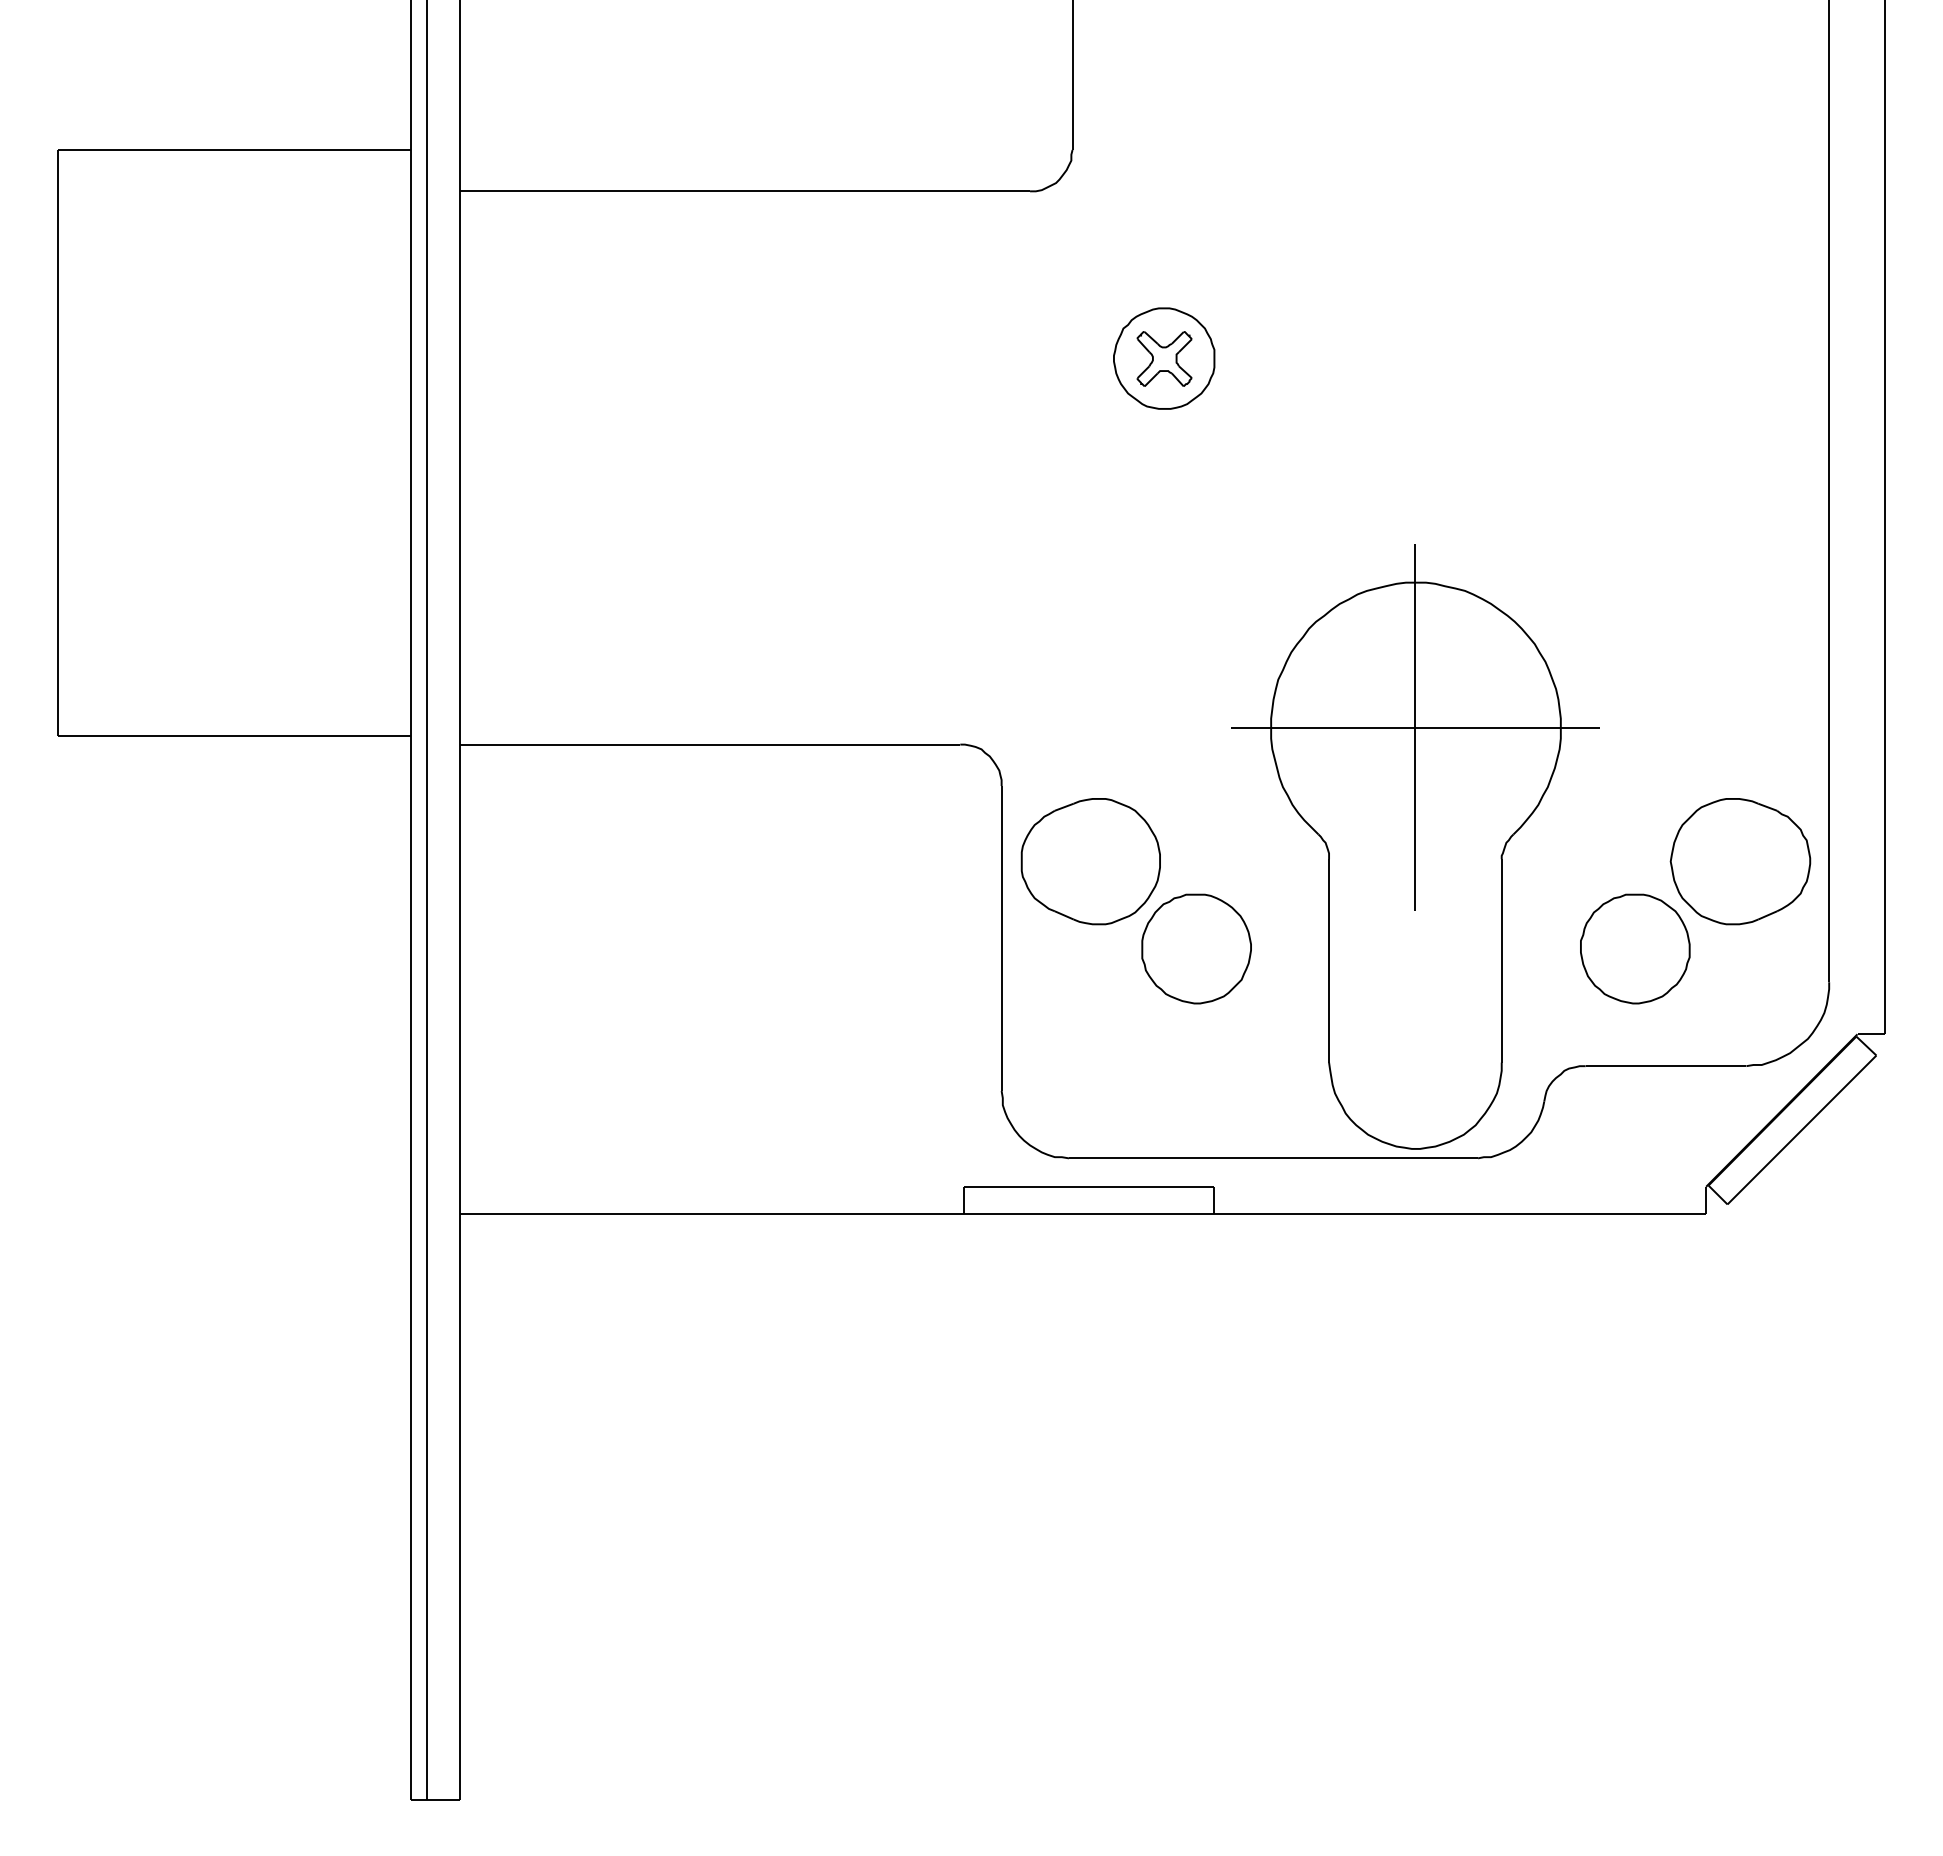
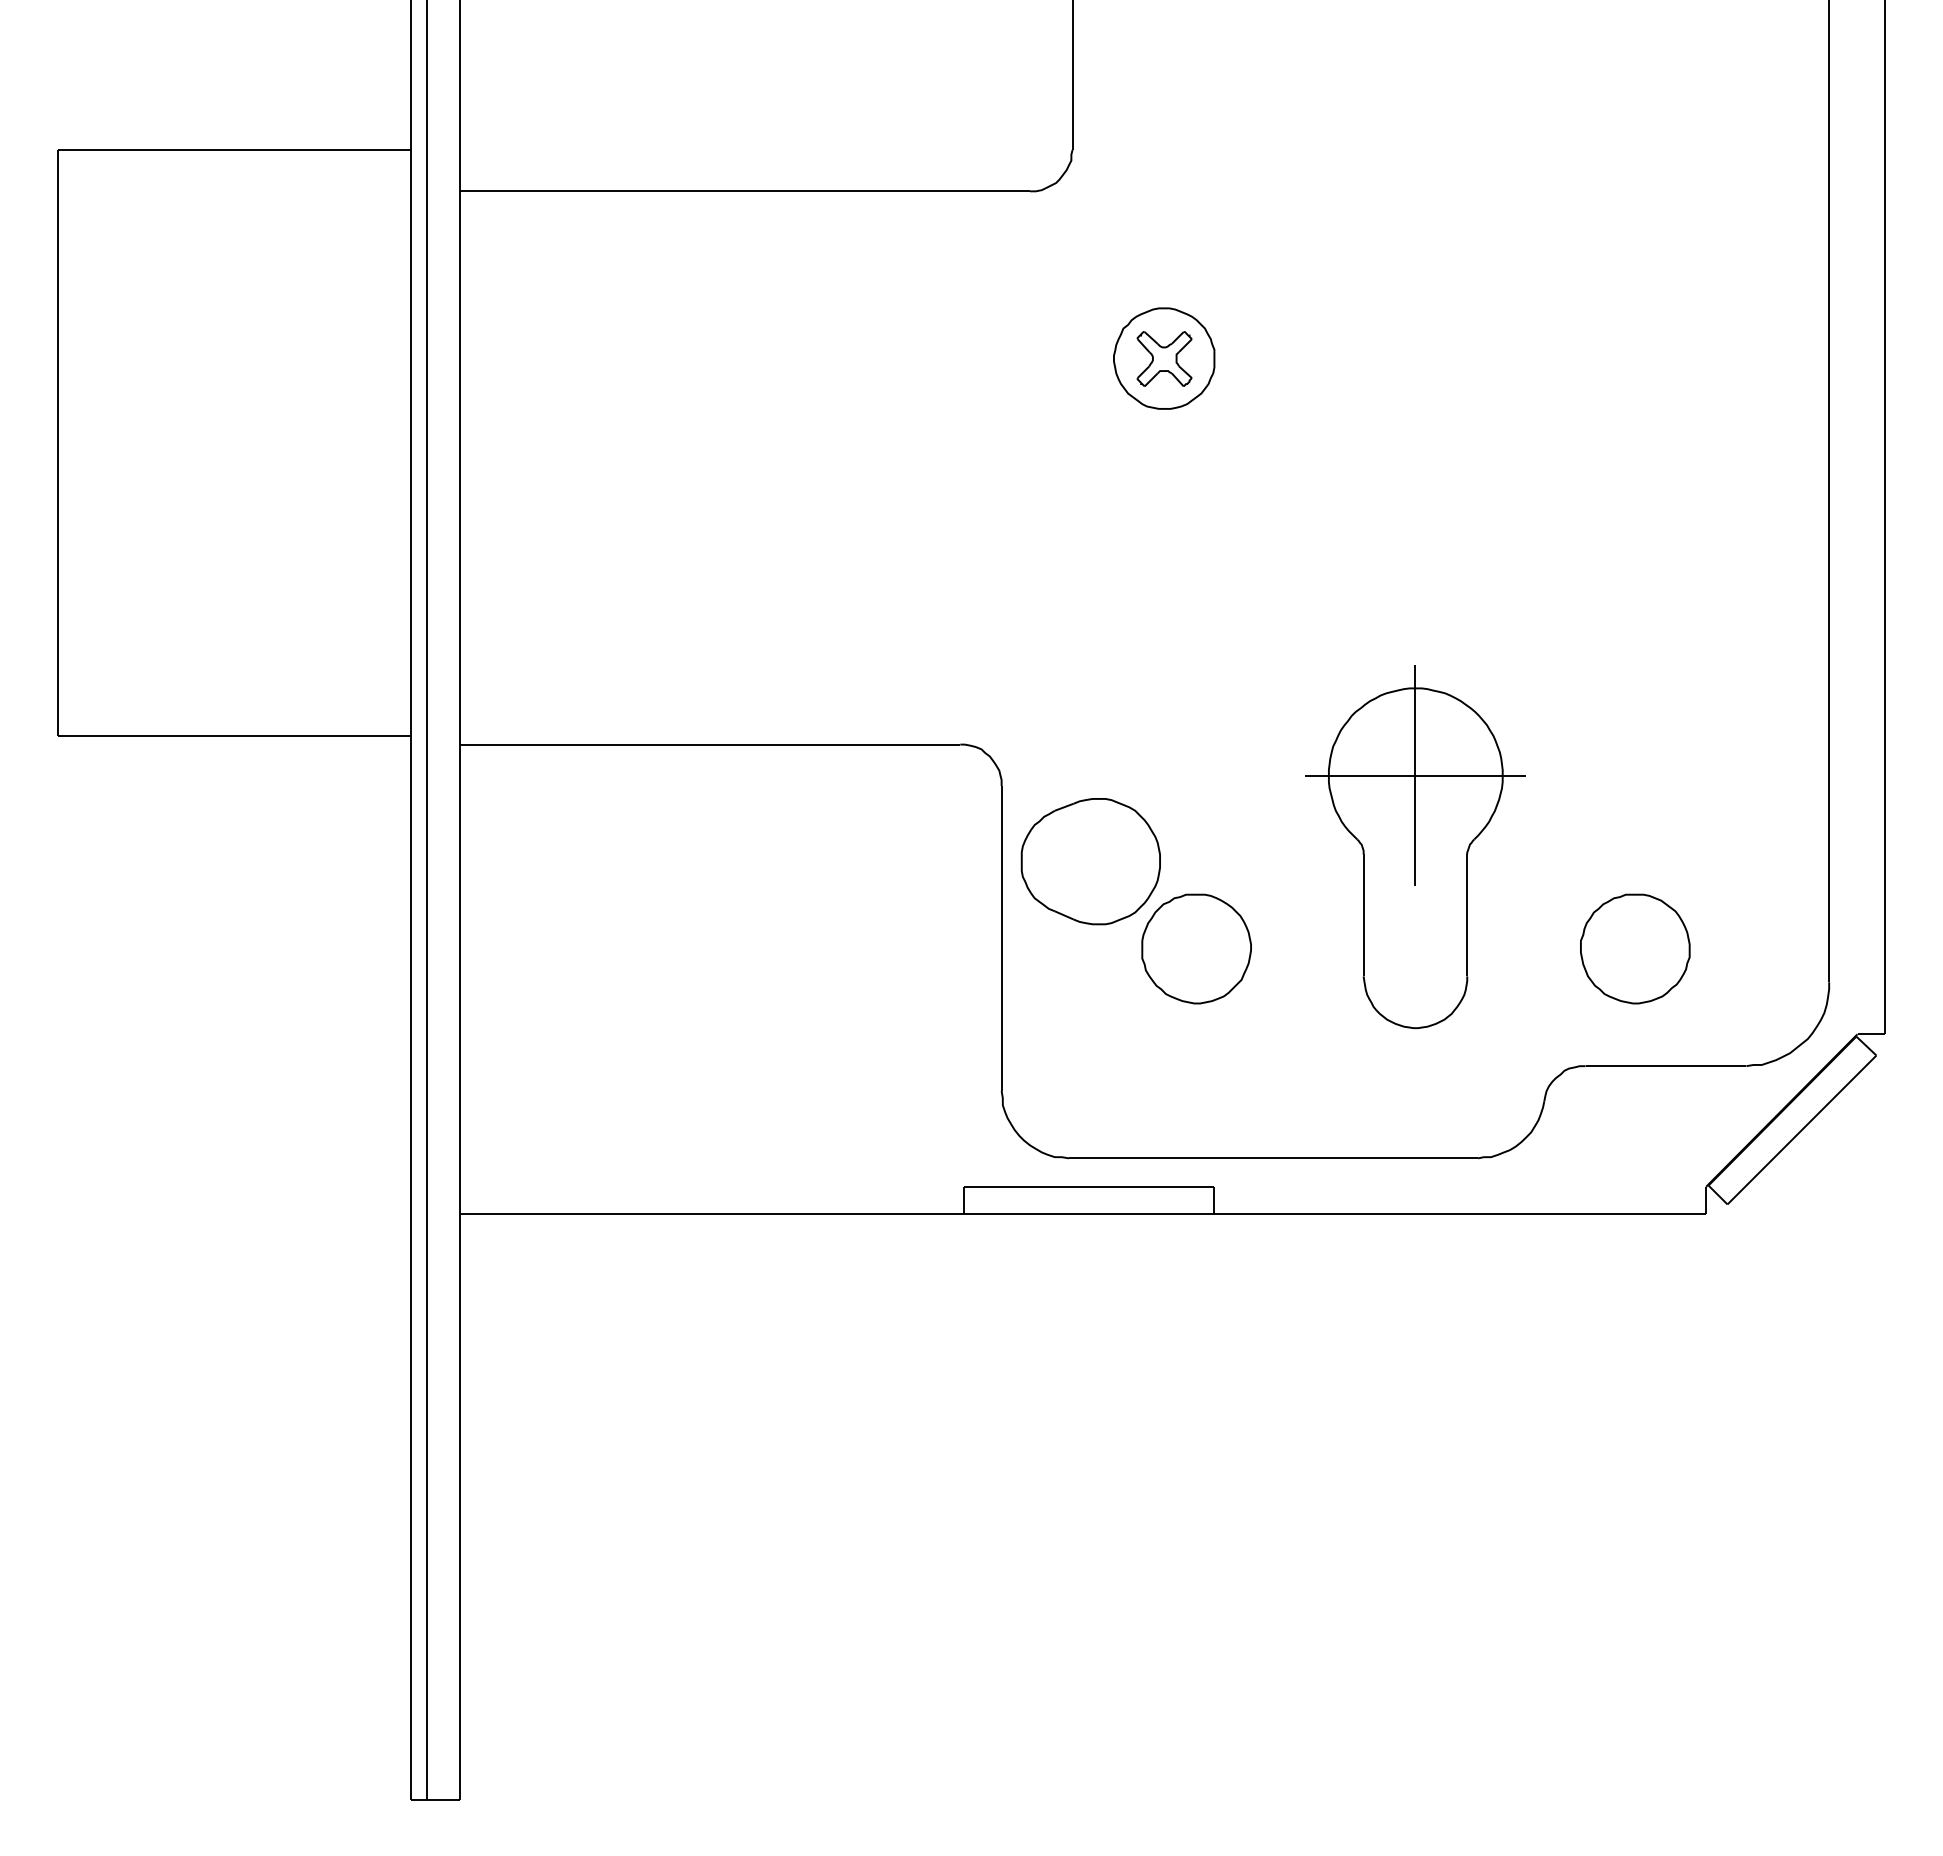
part size: 369x606 px -> 221x364 px (1415, 846)
part: present -> none (1740, 861)
